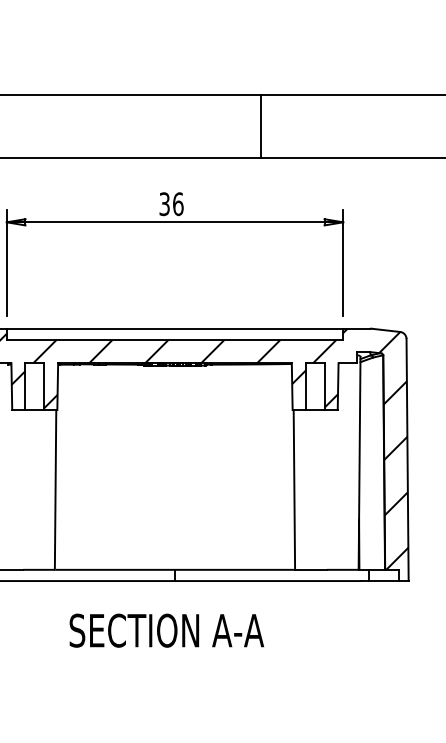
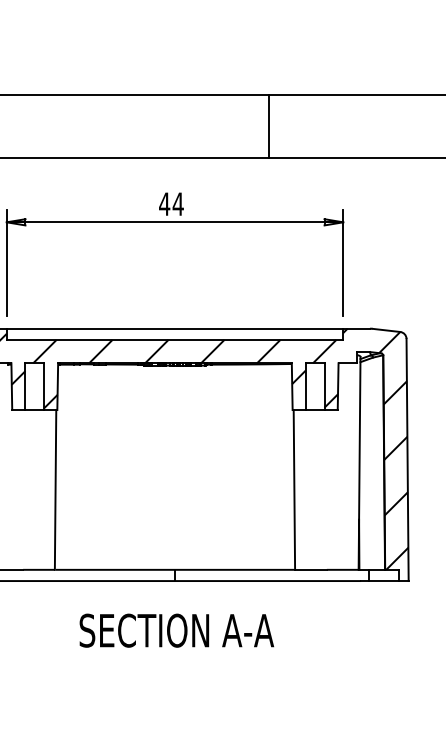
line position: (261, 126) -> (269, 126) (269, 126)
text: 36 -> 44 (171, 204)
text position: (166, 630) -> (176, 630) (176, 630)
